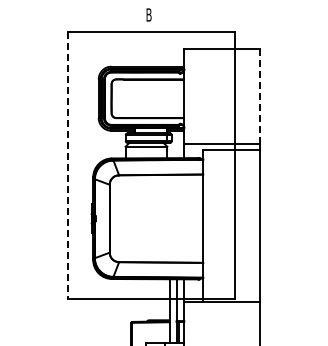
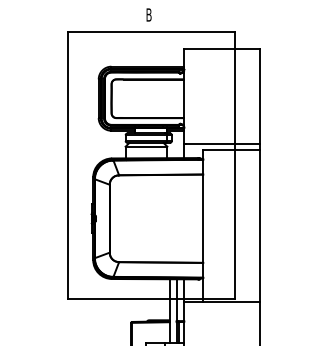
line: dashed -> solid (260, 96)
line: dashed -> solid (67, 165)
